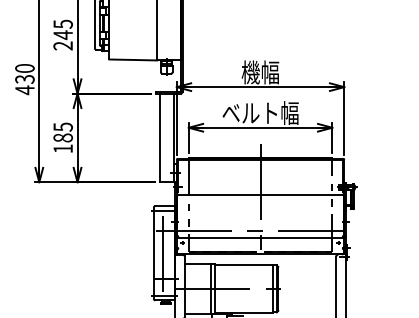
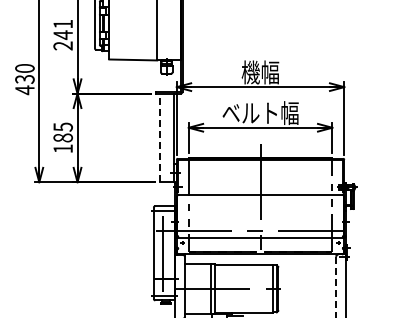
text: 245 -> 241 (62, 23)
line: solid -> dashed (159, 137)
line: solid -> dashed (336, 287)
